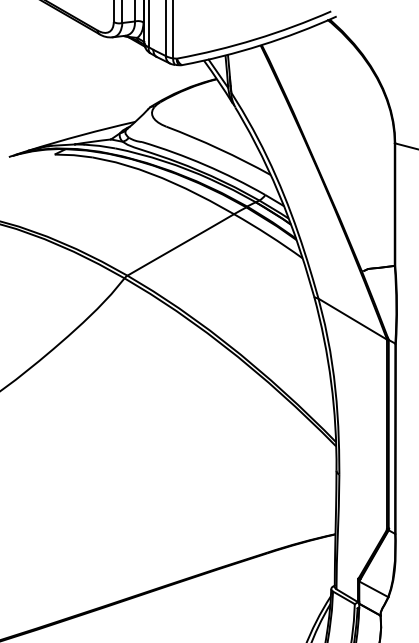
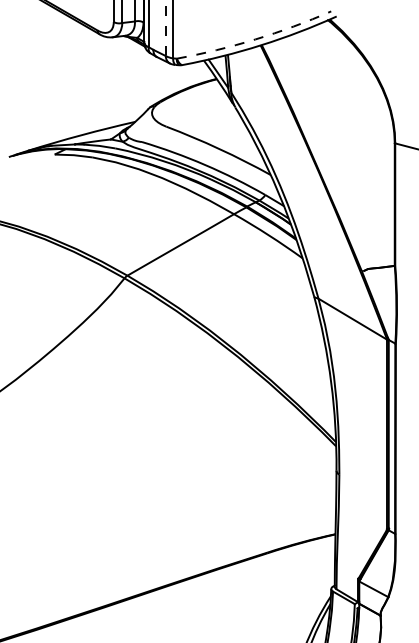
line: solid -> dashed (165, 28)
arc: solid -> dashed (255, 39)
